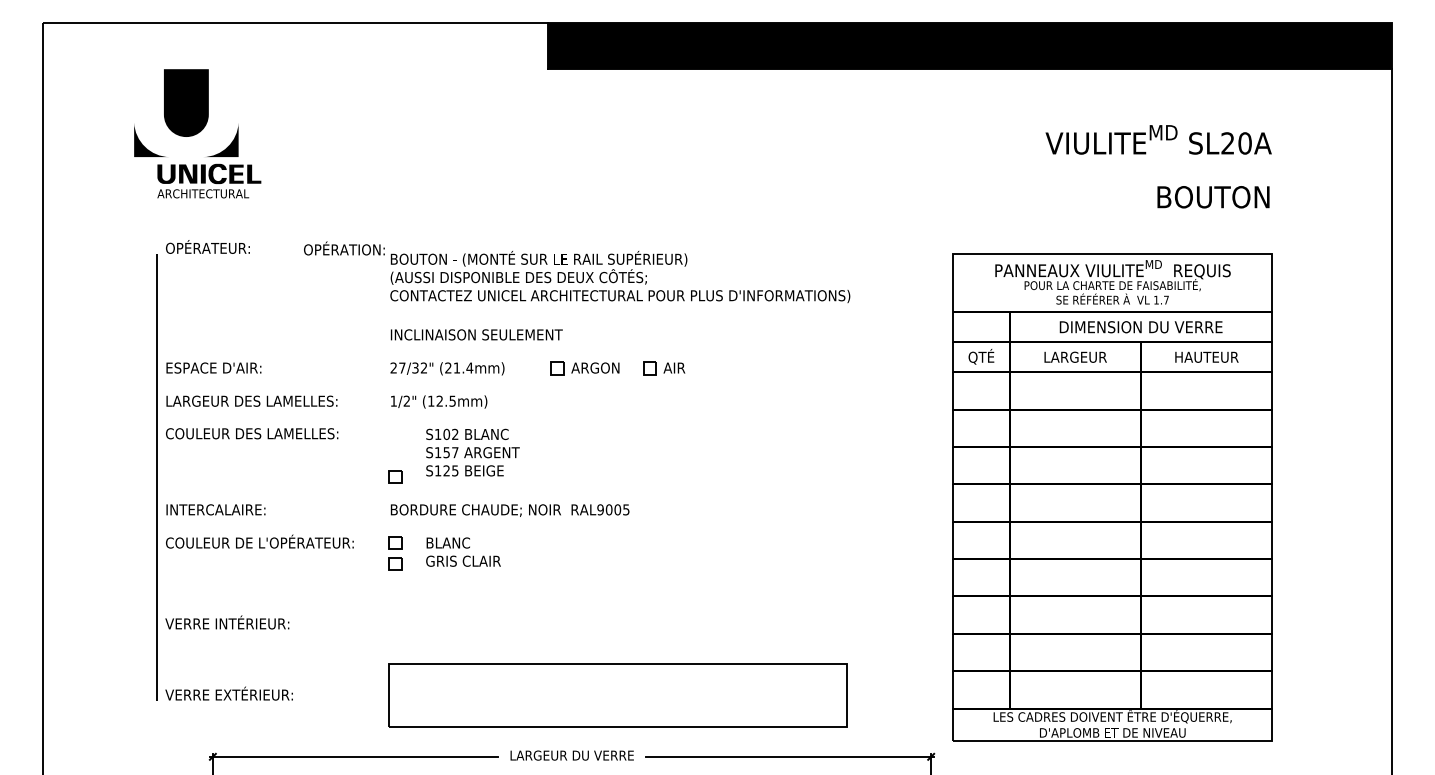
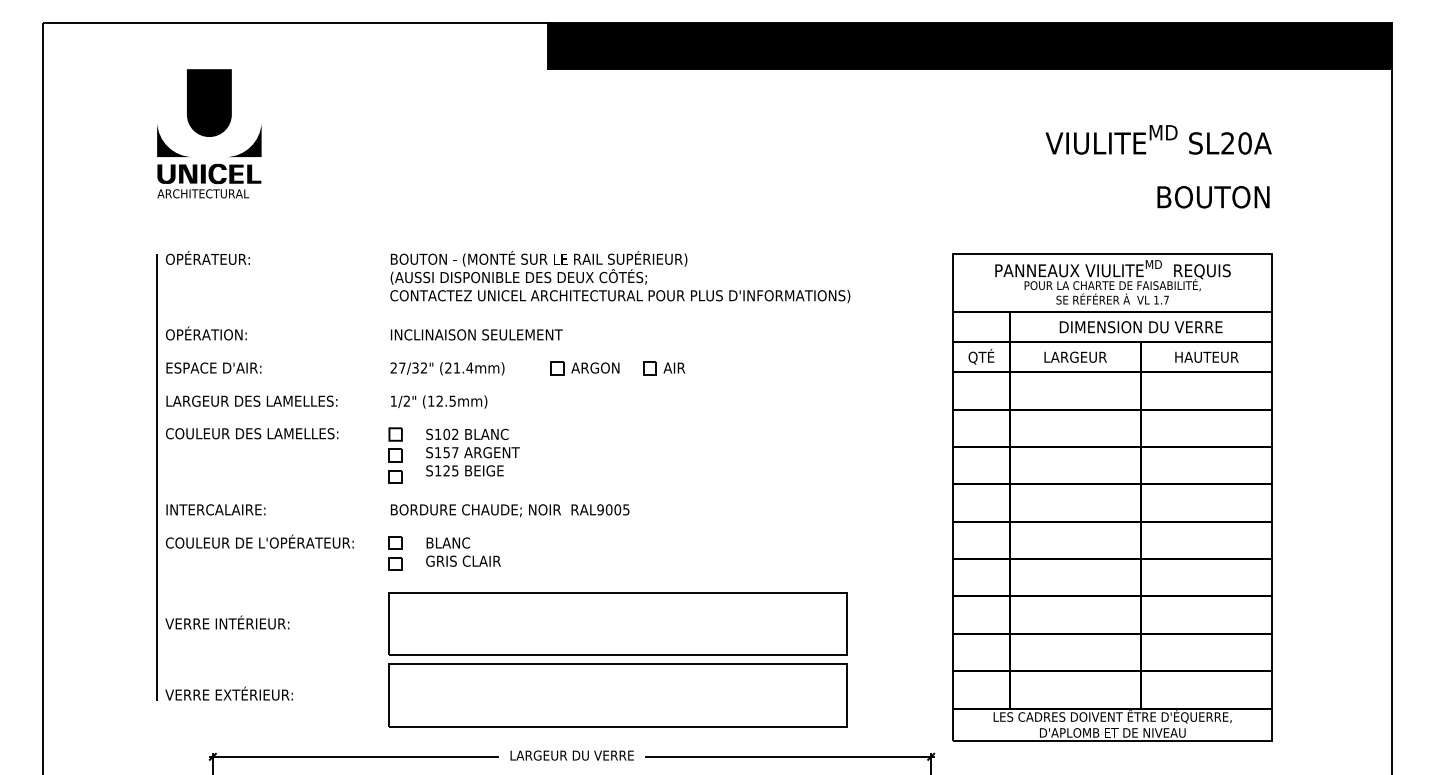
part position: (186, 112) -> (209, 112) (209, 112)
text position: (207, 246) -> (207, 257) (207, 257)
text position: (344, 248) -> (206, 333) (206, 333)
part: none -> present (395, 444)
part: none -> present (617, 623)
